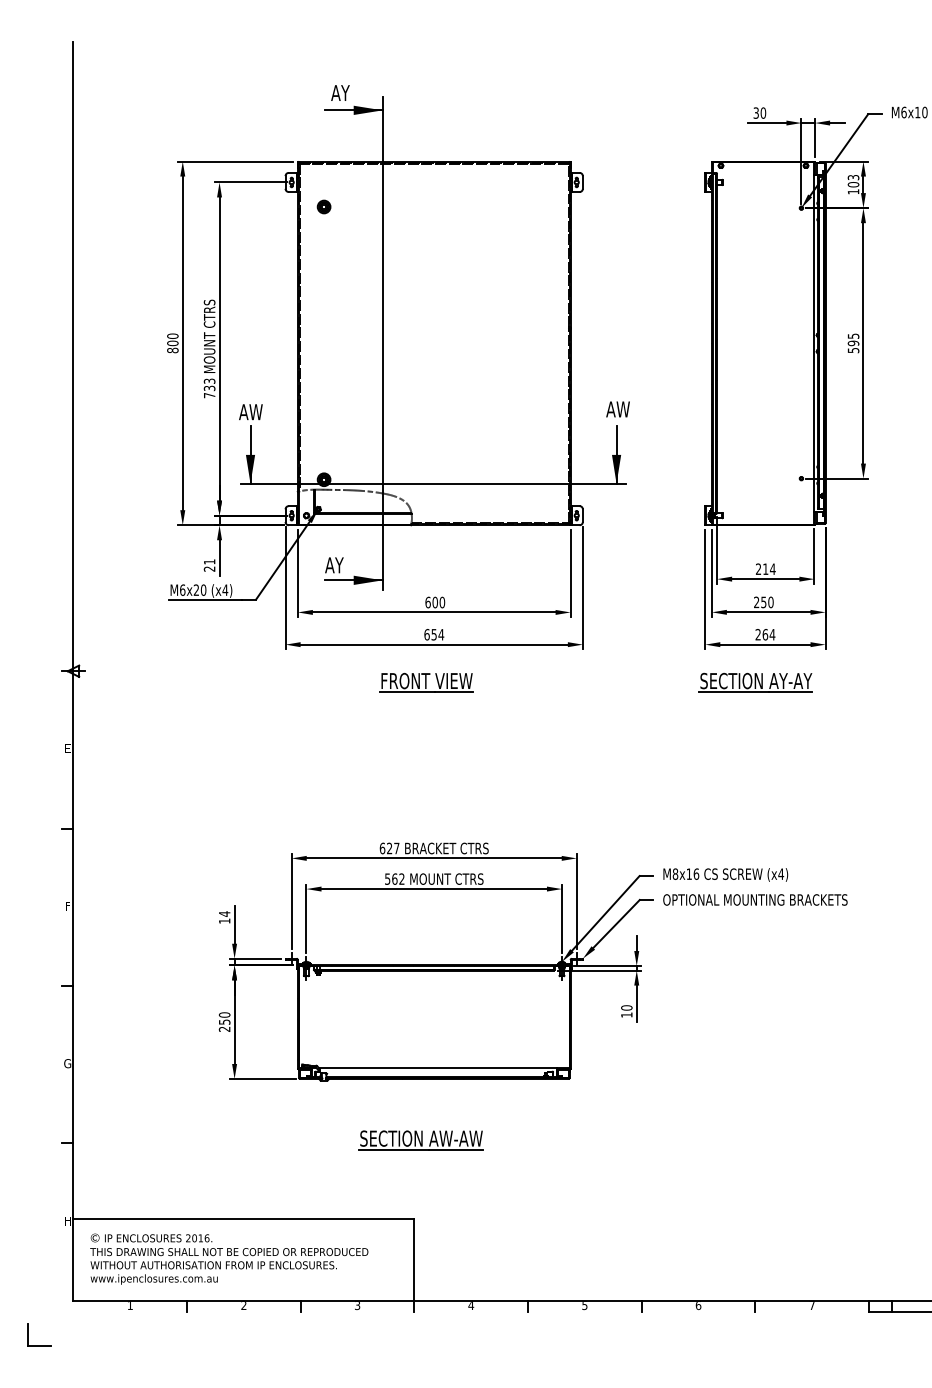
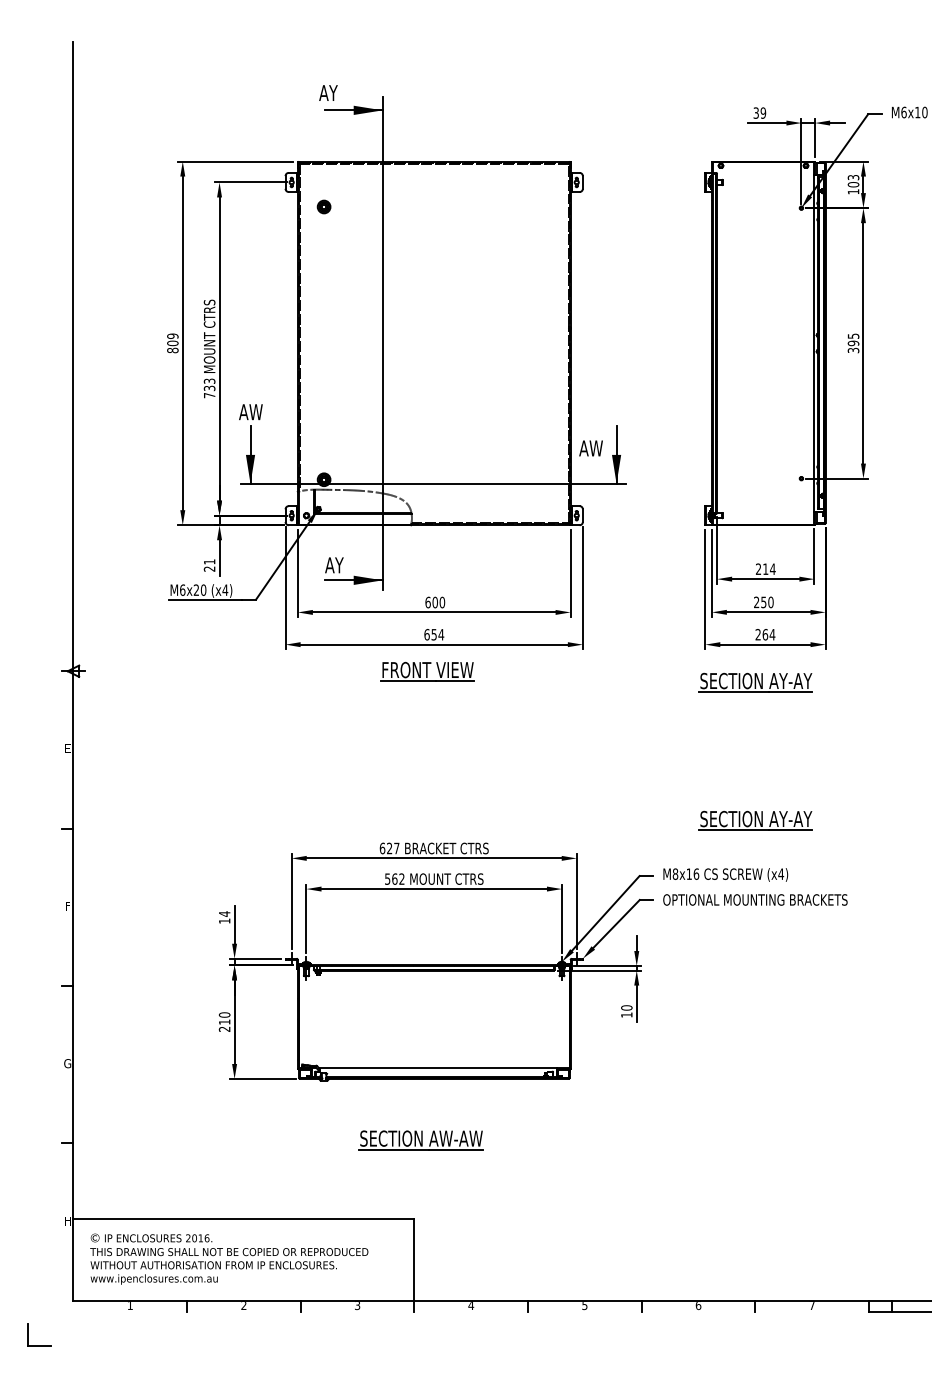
text position: (340, 92) -> (328, 92) (328, 92)
text: 30 -> 39 (762, 112)
text: 800 -> 809 (172, 335)
text: 595 -> 395 (852, 350)
text position: (617, 409) -> (590, 448) (590, 448)
part position: (426, 682) -> (427, 671) (427, 671)
part: none -> present (755, 820)
text: 250 -> 210 (224, 1021)
